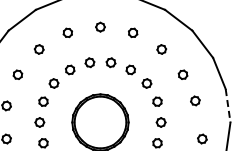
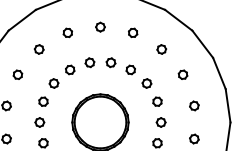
part position: (195, 100) -> (194, 105) (194, 105)
line: dashed -> solid (228, 105)
part position: (202, 138) -> (194, 138) (194, 138)
